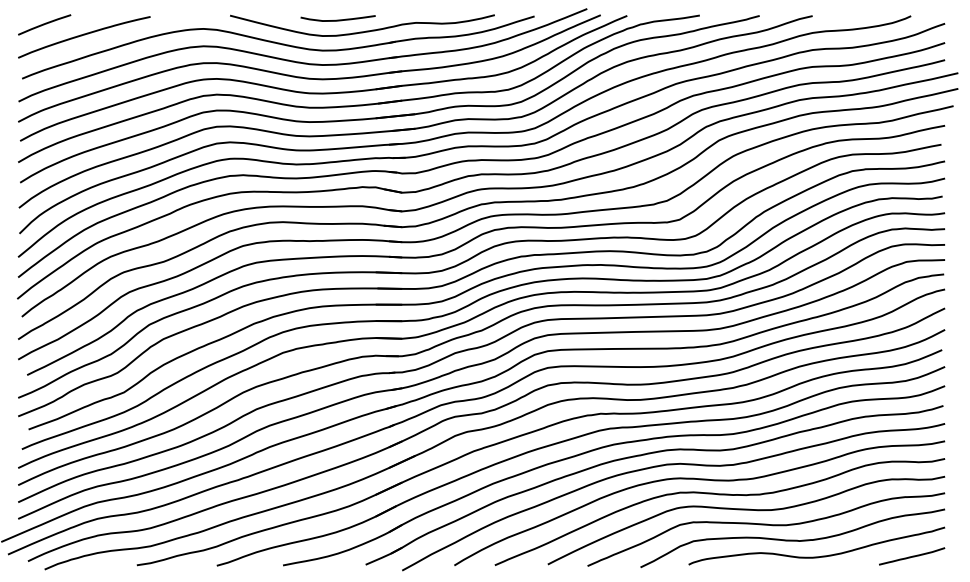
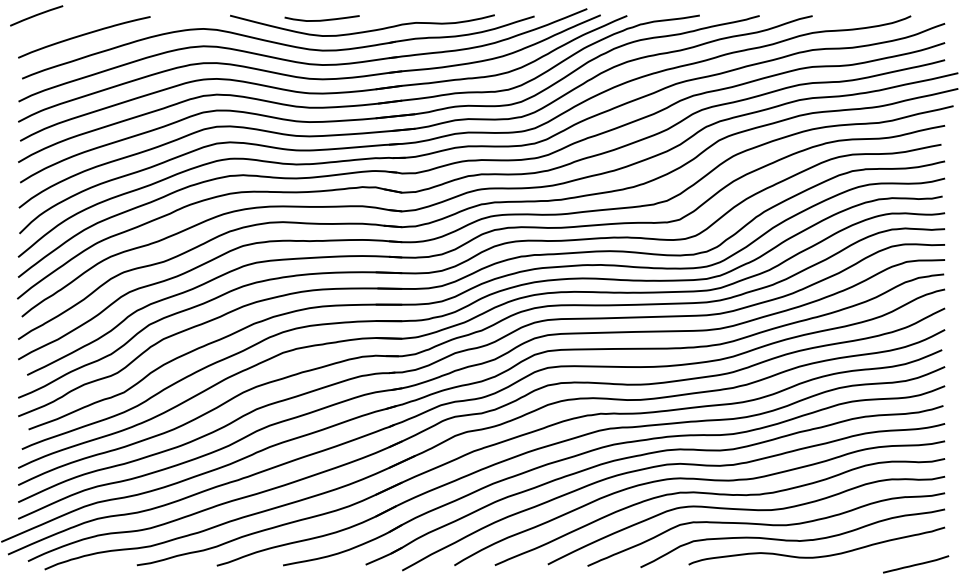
curve position: (337, 19) -> (321, 19) (321, 19)
line position: (44, 24) -> (36, 15) (36, 15)
line position: (912, 556) -> (916, 564) (916, 564)
